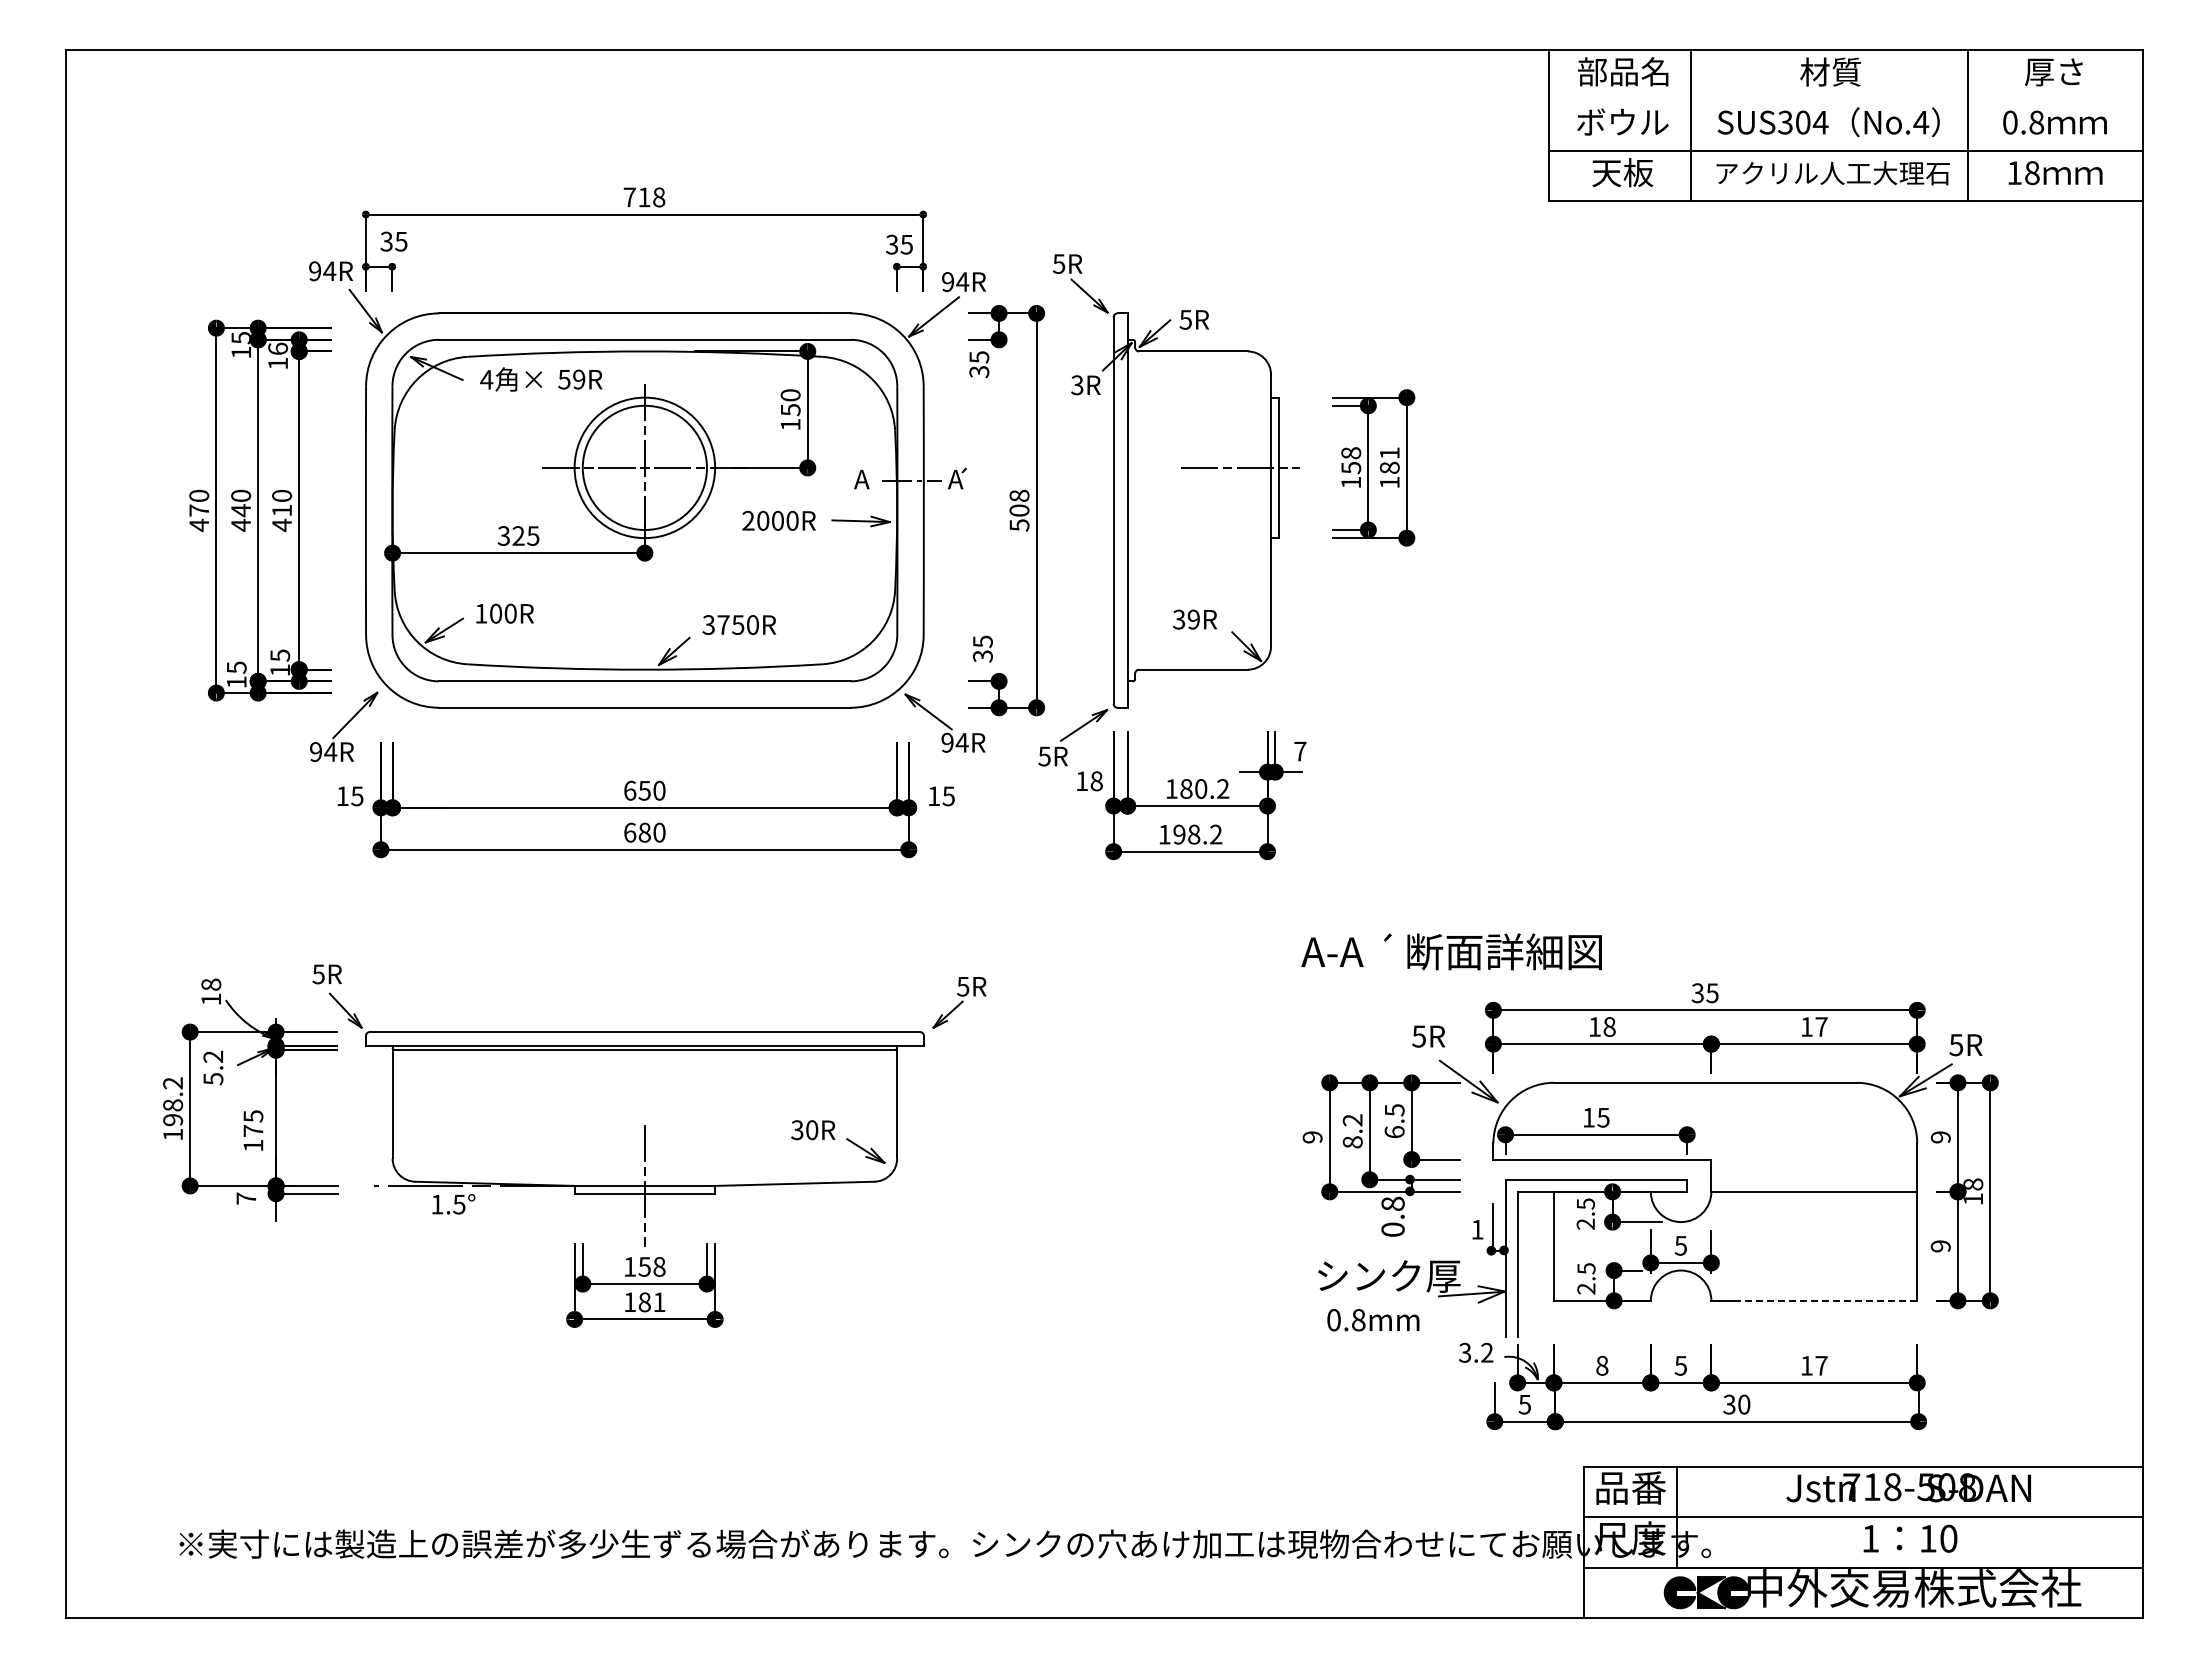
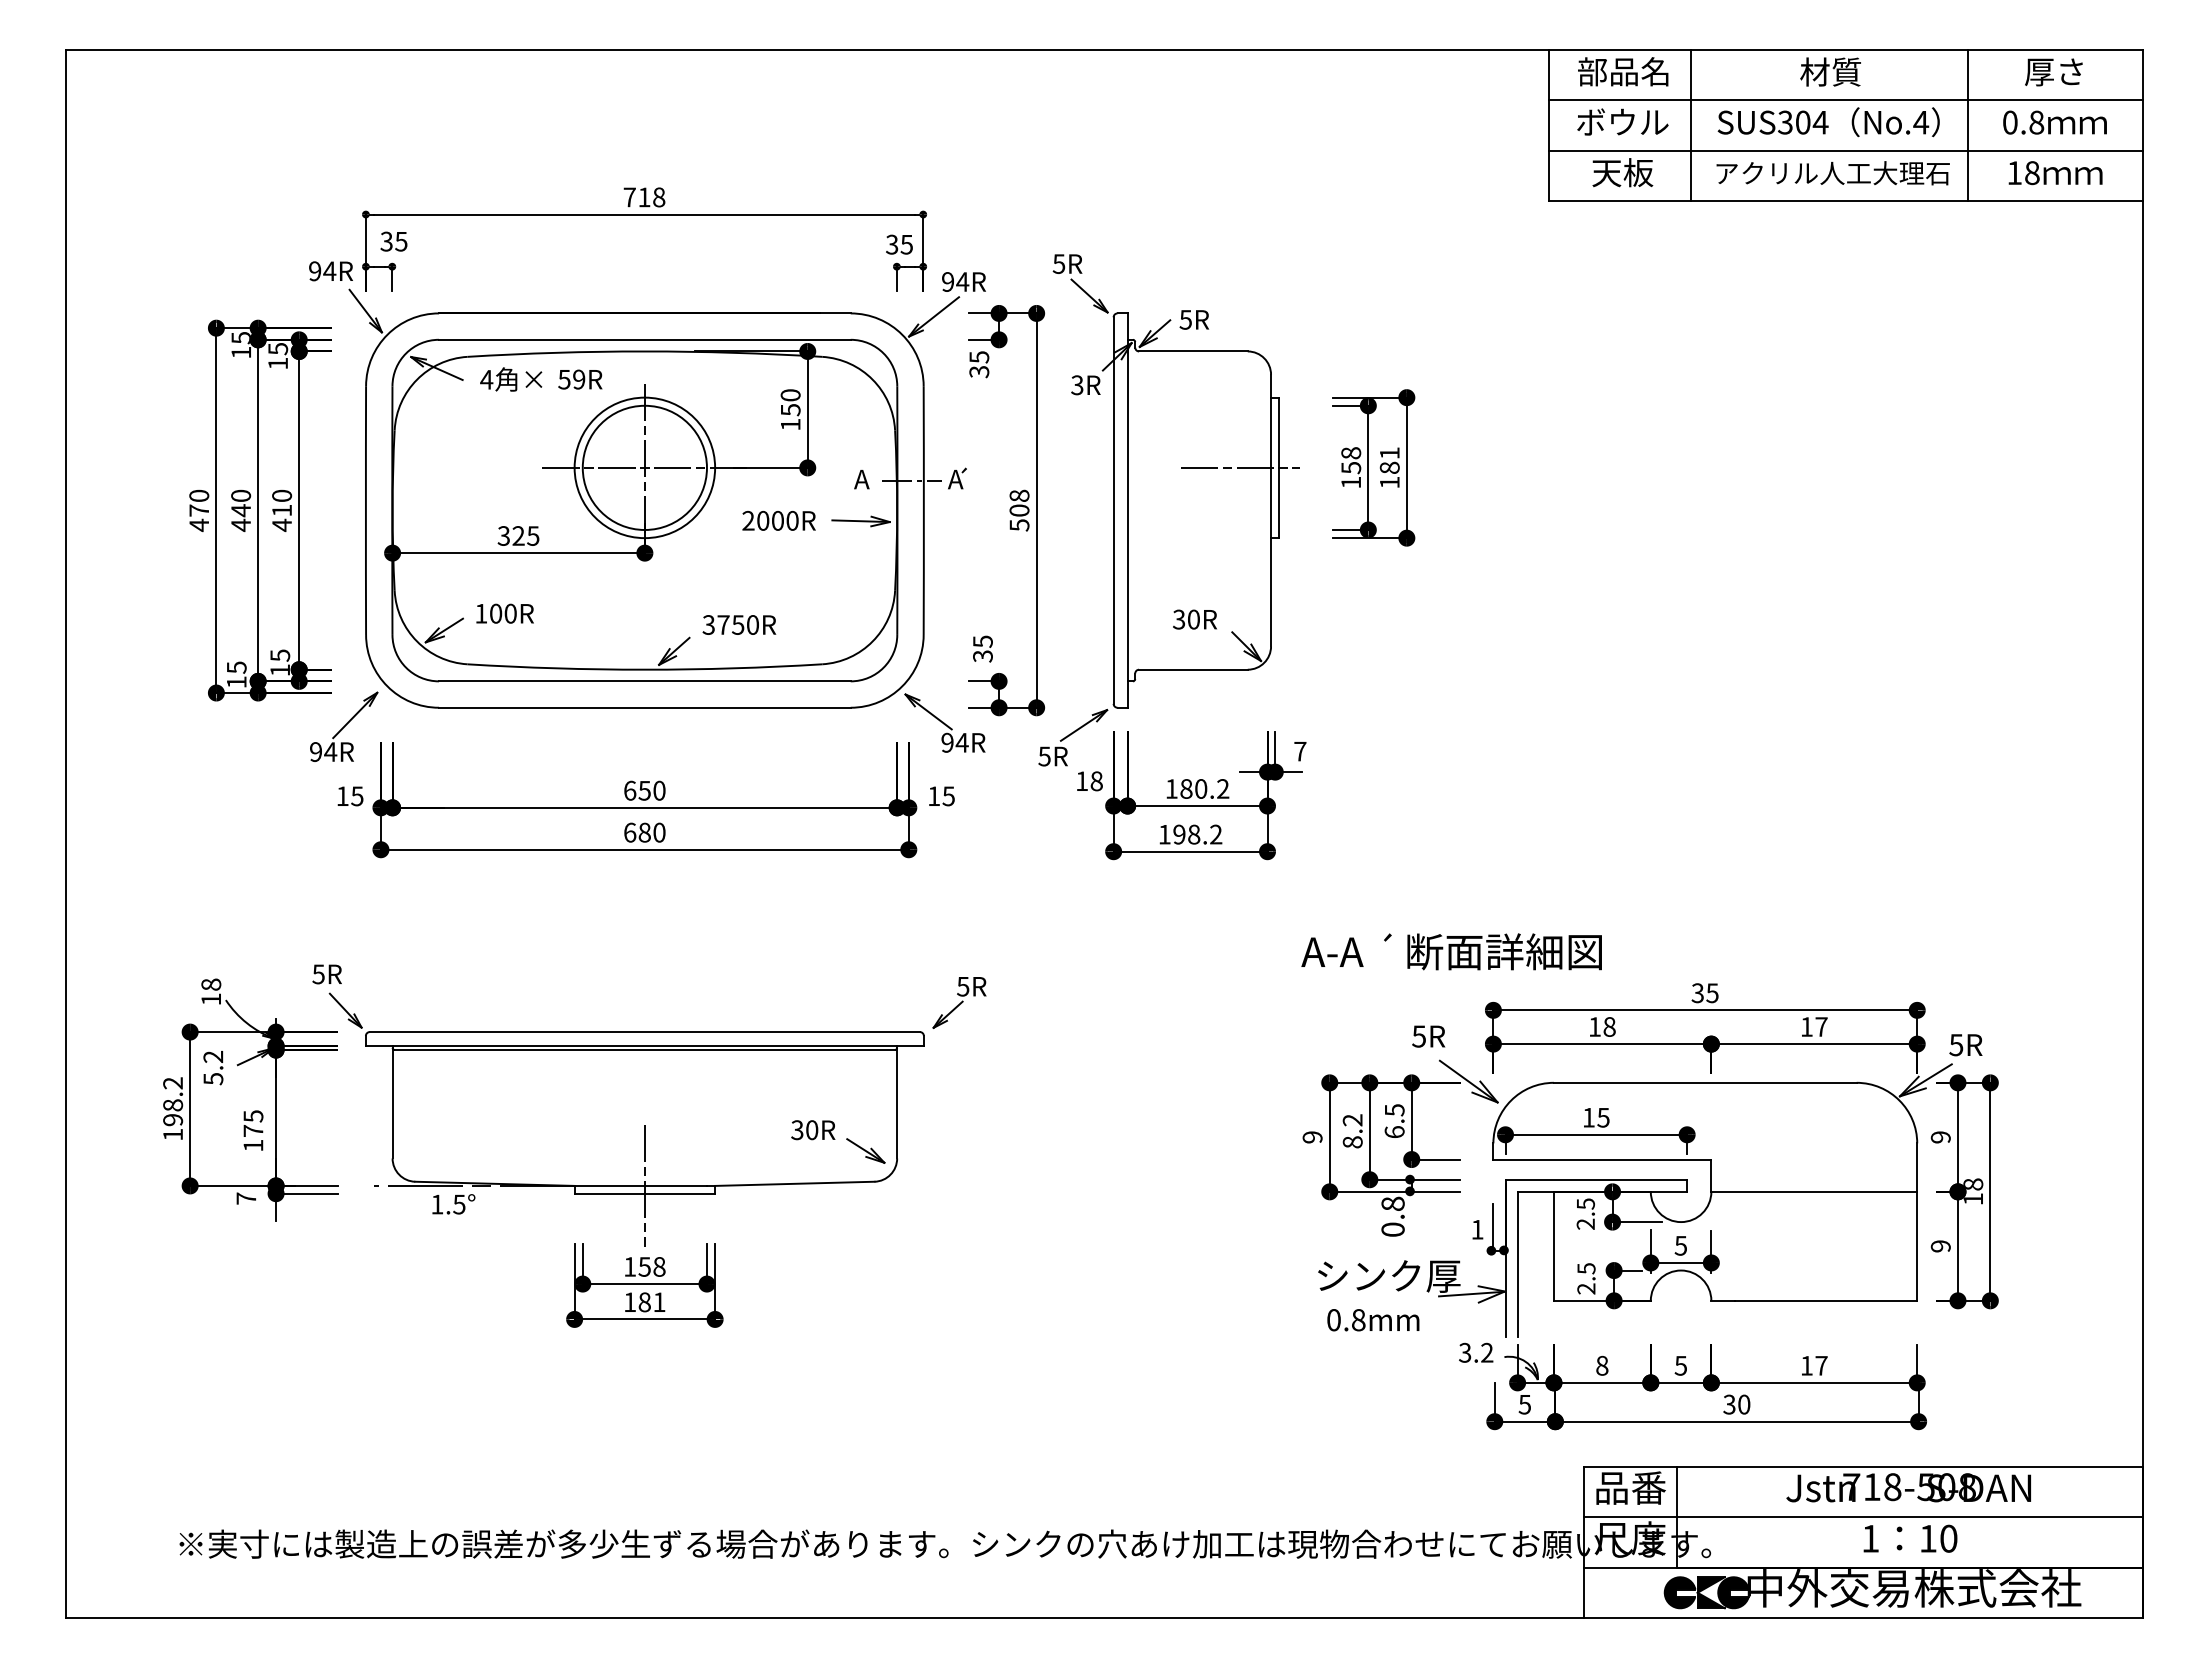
line: none -> present (1845, 100)
text: 16 -> 15 (278, 348)
text: 39R -> 30R (1193, 619)
line: dashed -> solid (1825, 1300)
